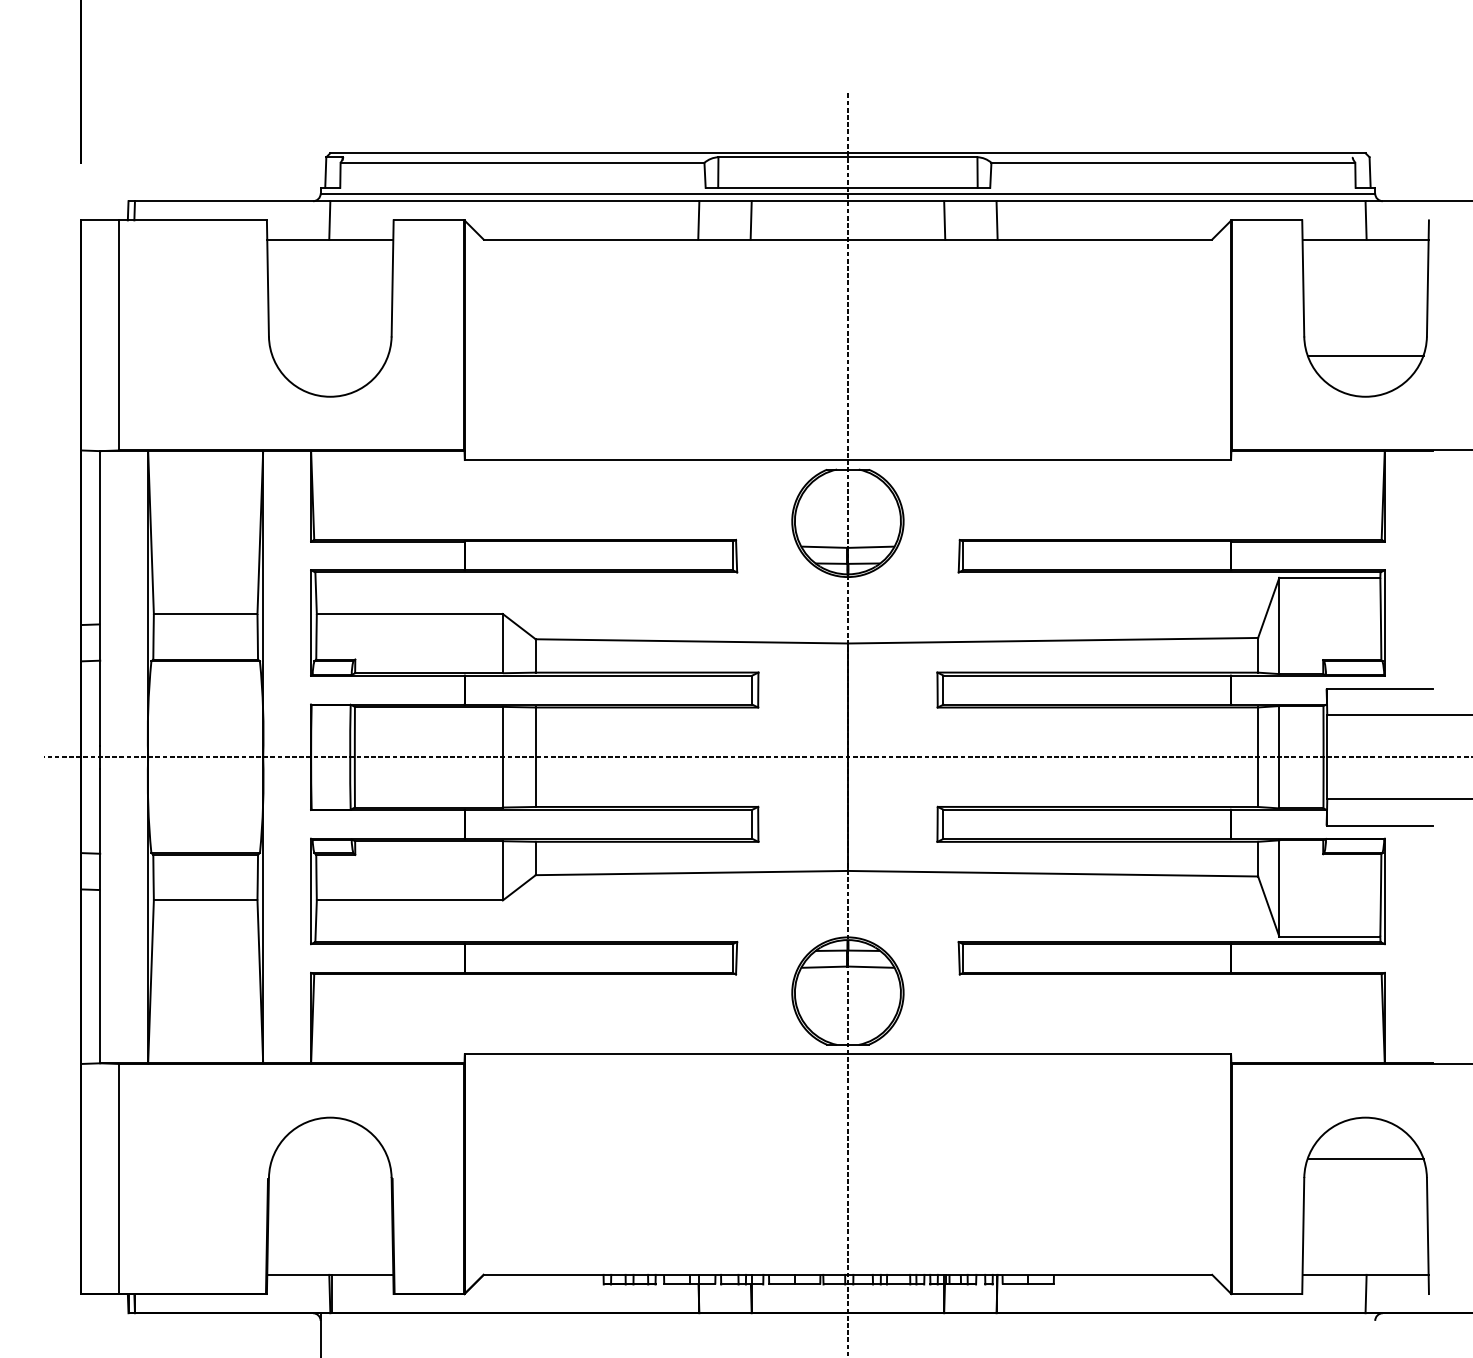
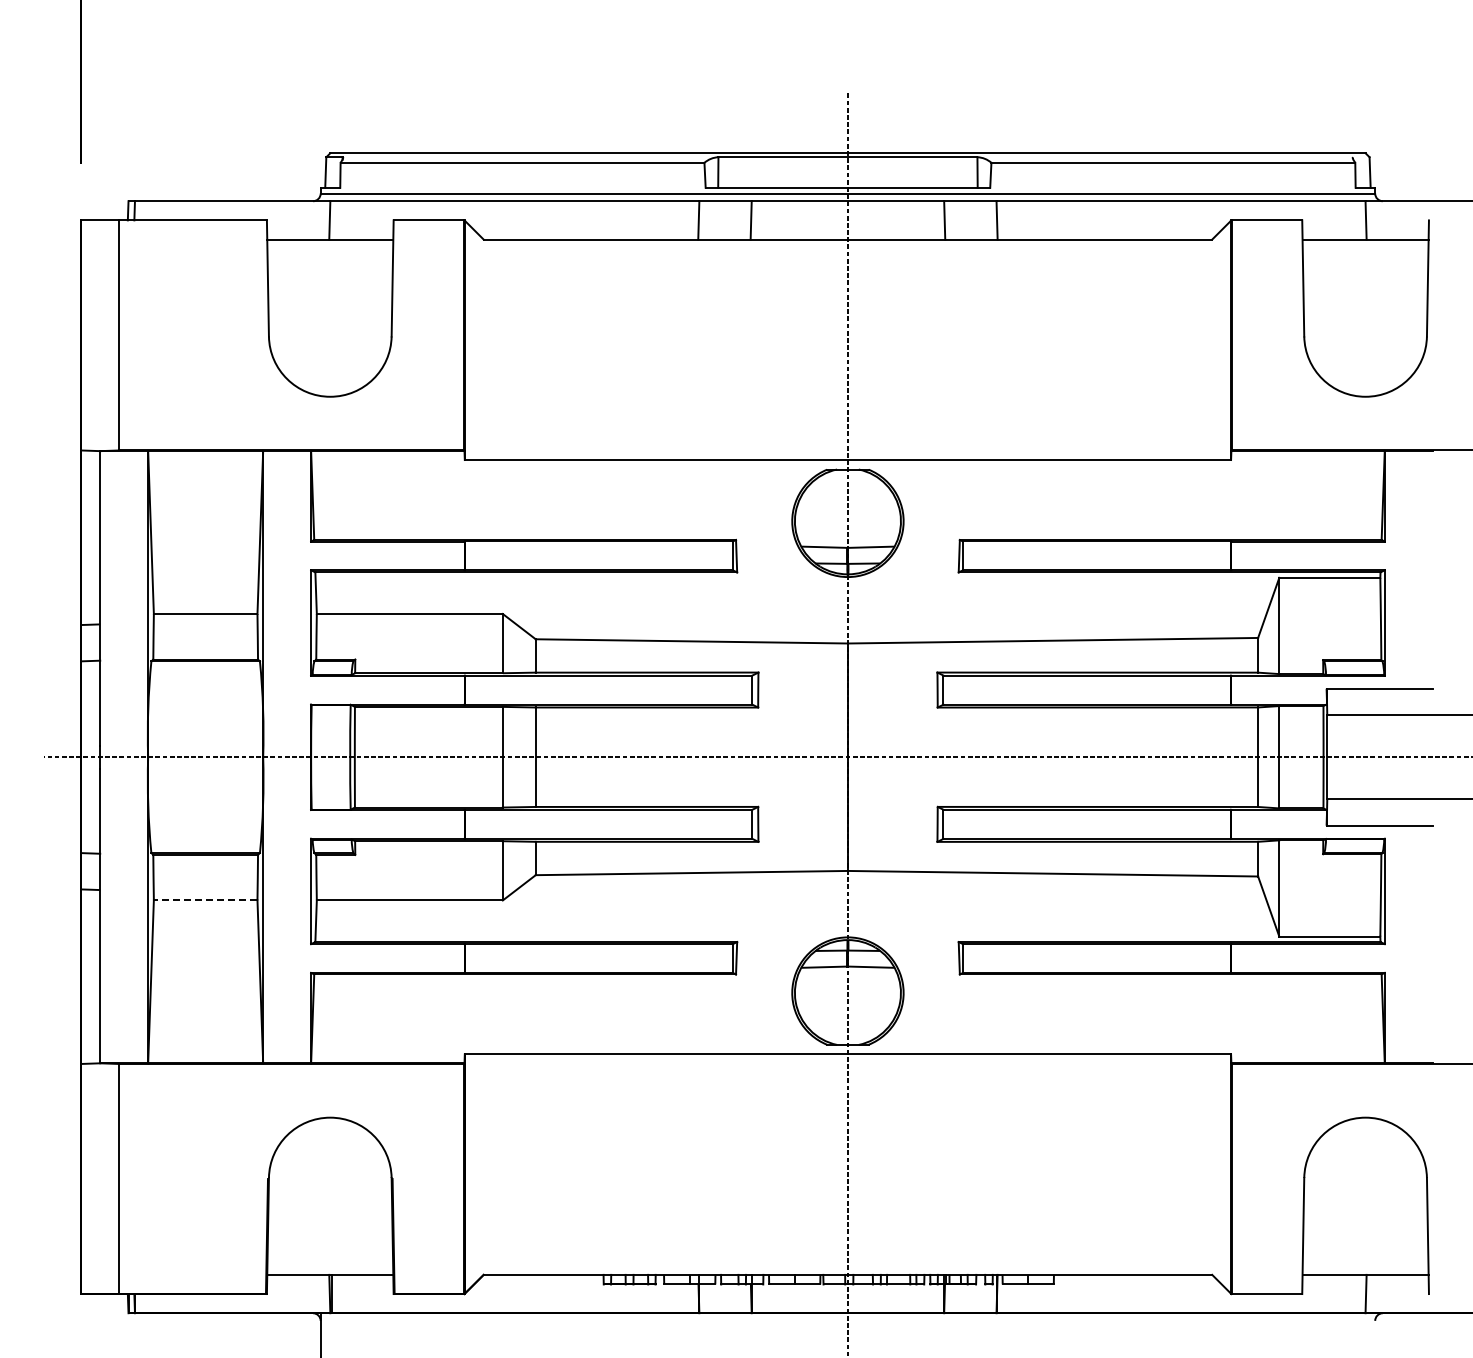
line: present -> none (1365, 355)
line: solid -> dashed (205, 900)
line: present -> none (1365, 1158)
